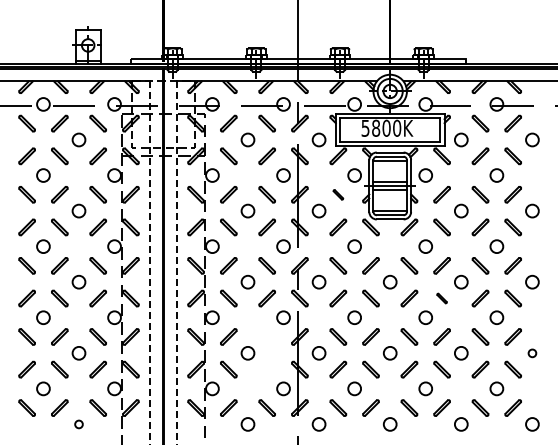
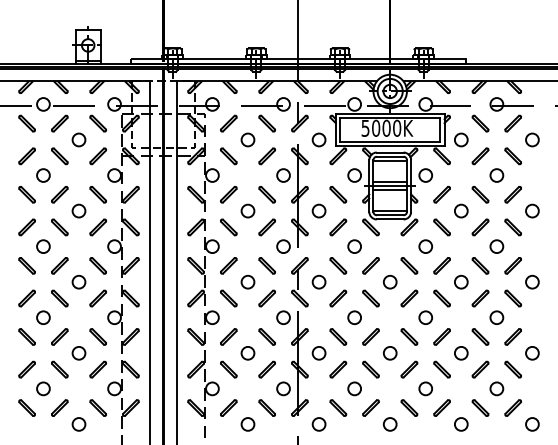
text: 5800K -> 5000K (376, 128)
part size: 13x12 px -> 19x18 px (338, 194)
line: dashed -> solid (150, 263)
line: dashed -> solid (176, 263)
part size: 12x13 px -> 18x19 px (441, 298)
part: none -> present (266, 336)
circle size: 11x11 px -> 15x15 px (532, 353)
part: none -> present (266, 369)
circle size: 10x11 px -> 16x15 px (78, 424)
